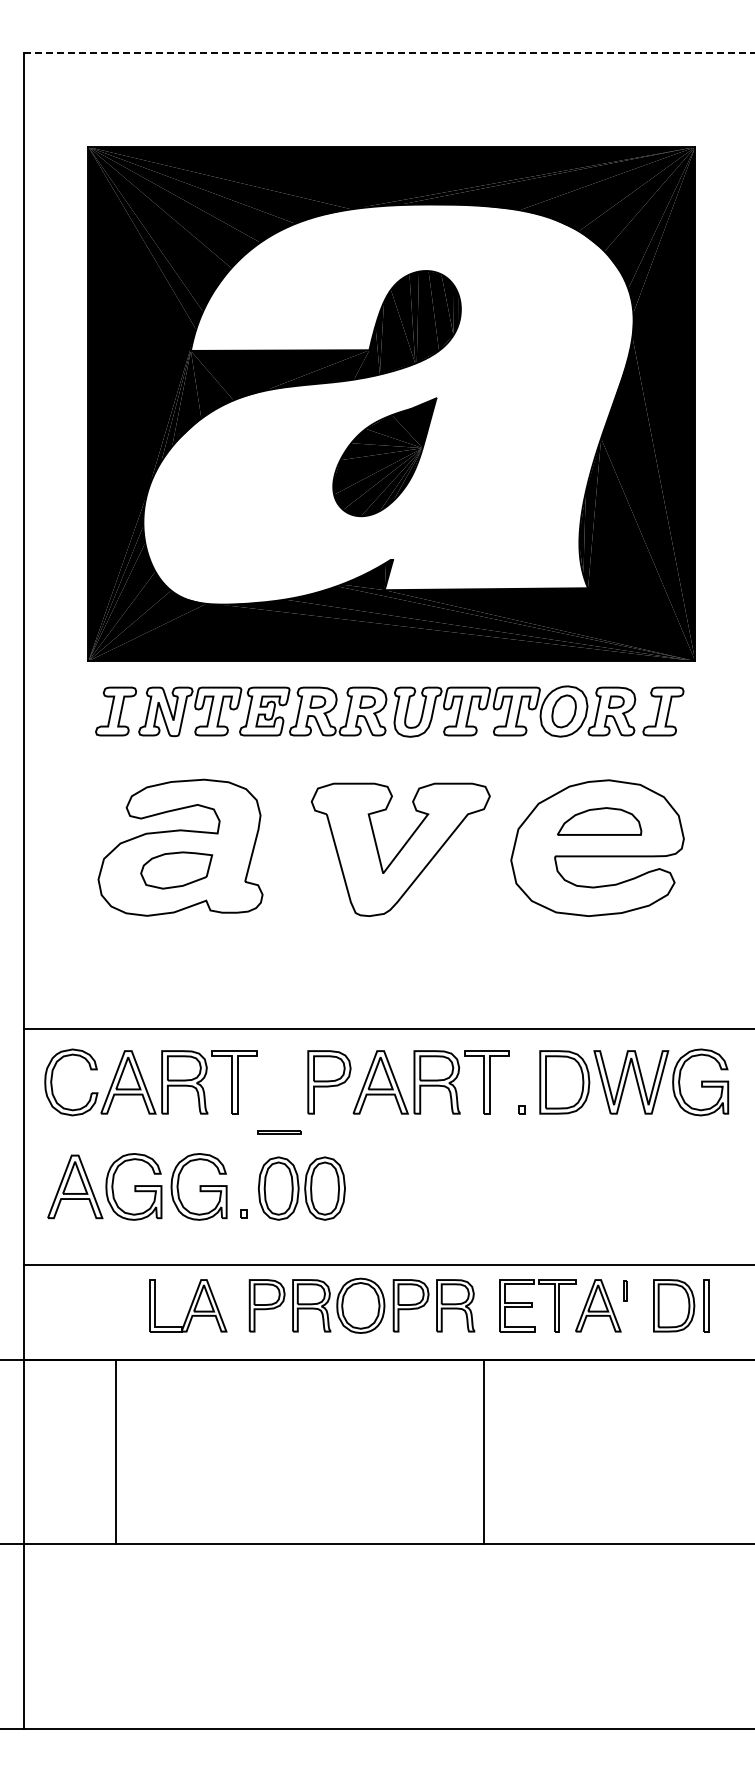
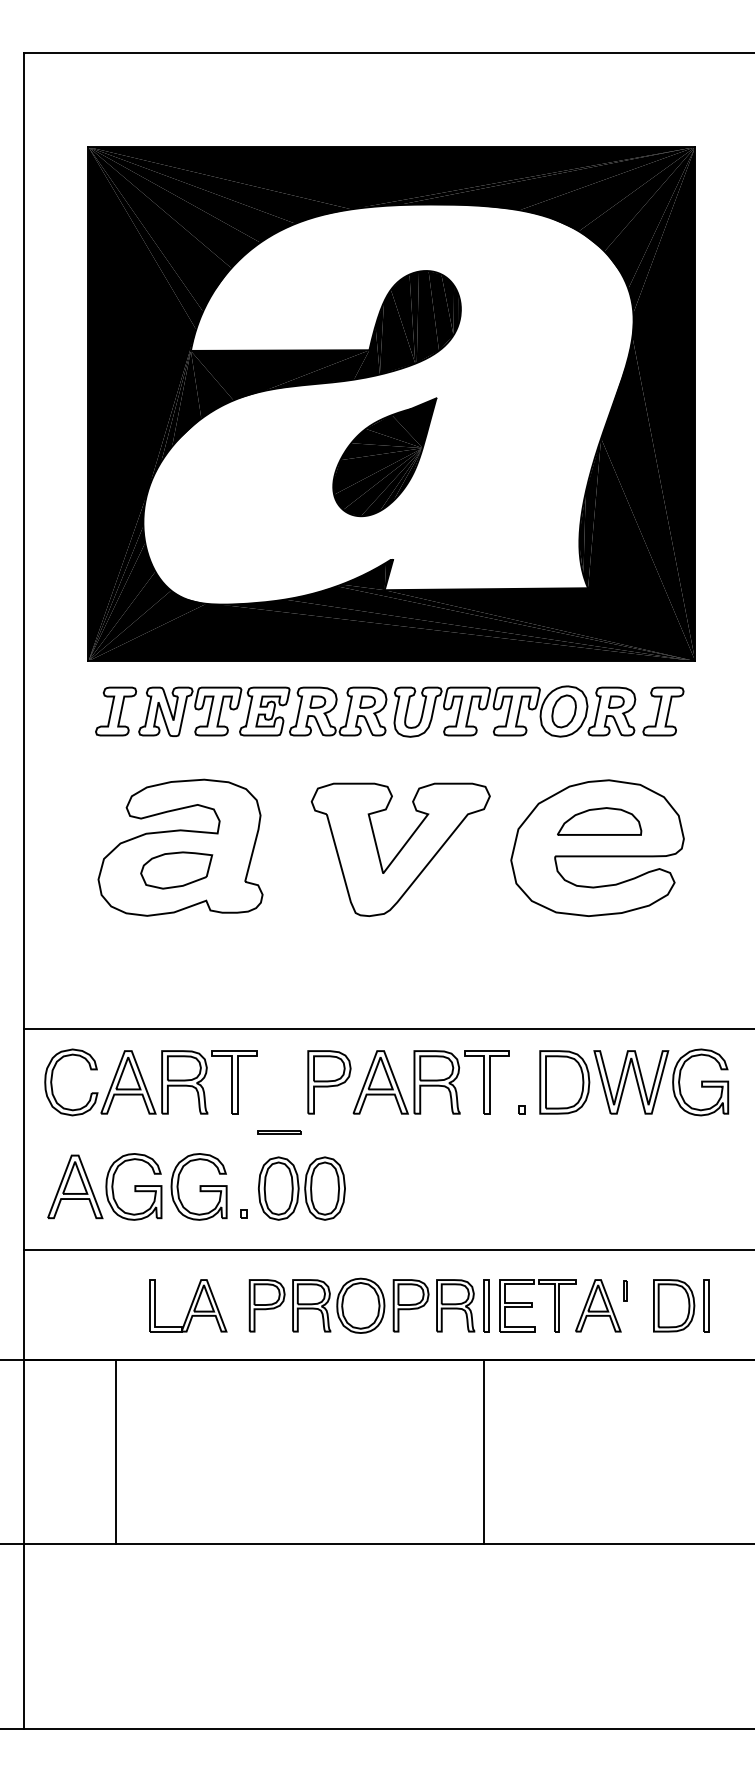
line: dashed -> solid (388, 53)
line position: (387, 1264) -> (387, 1249) (387, 1249)
part: none -> present (486, 1305)
